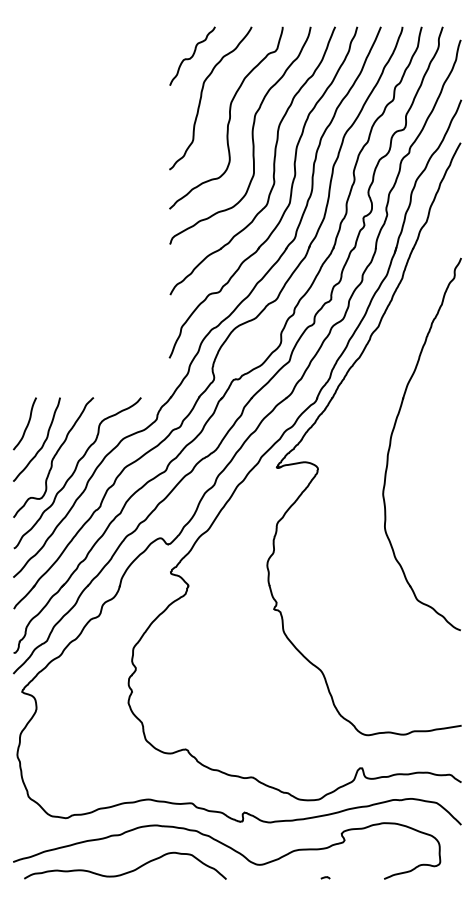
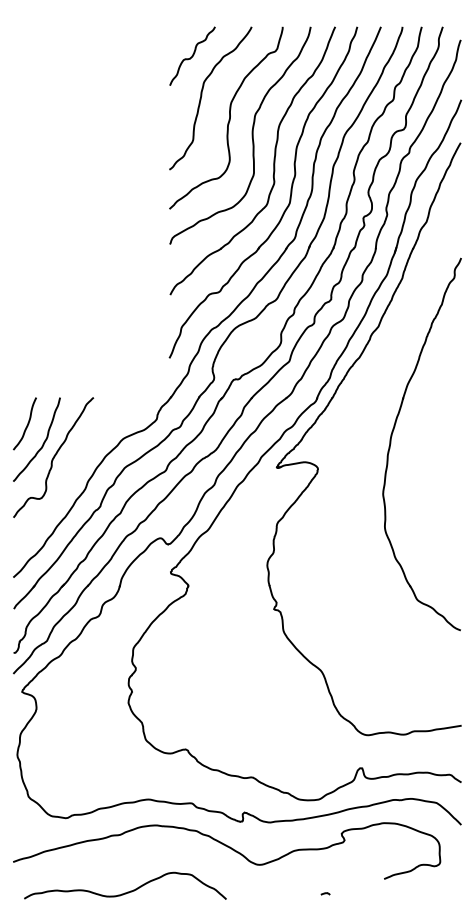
curve: present -> none (75, 471)
curve position: (127, 871) -> (127, 891) (127, 891)
curve position: (325, 877) -> (325, 893) (325, 893)
